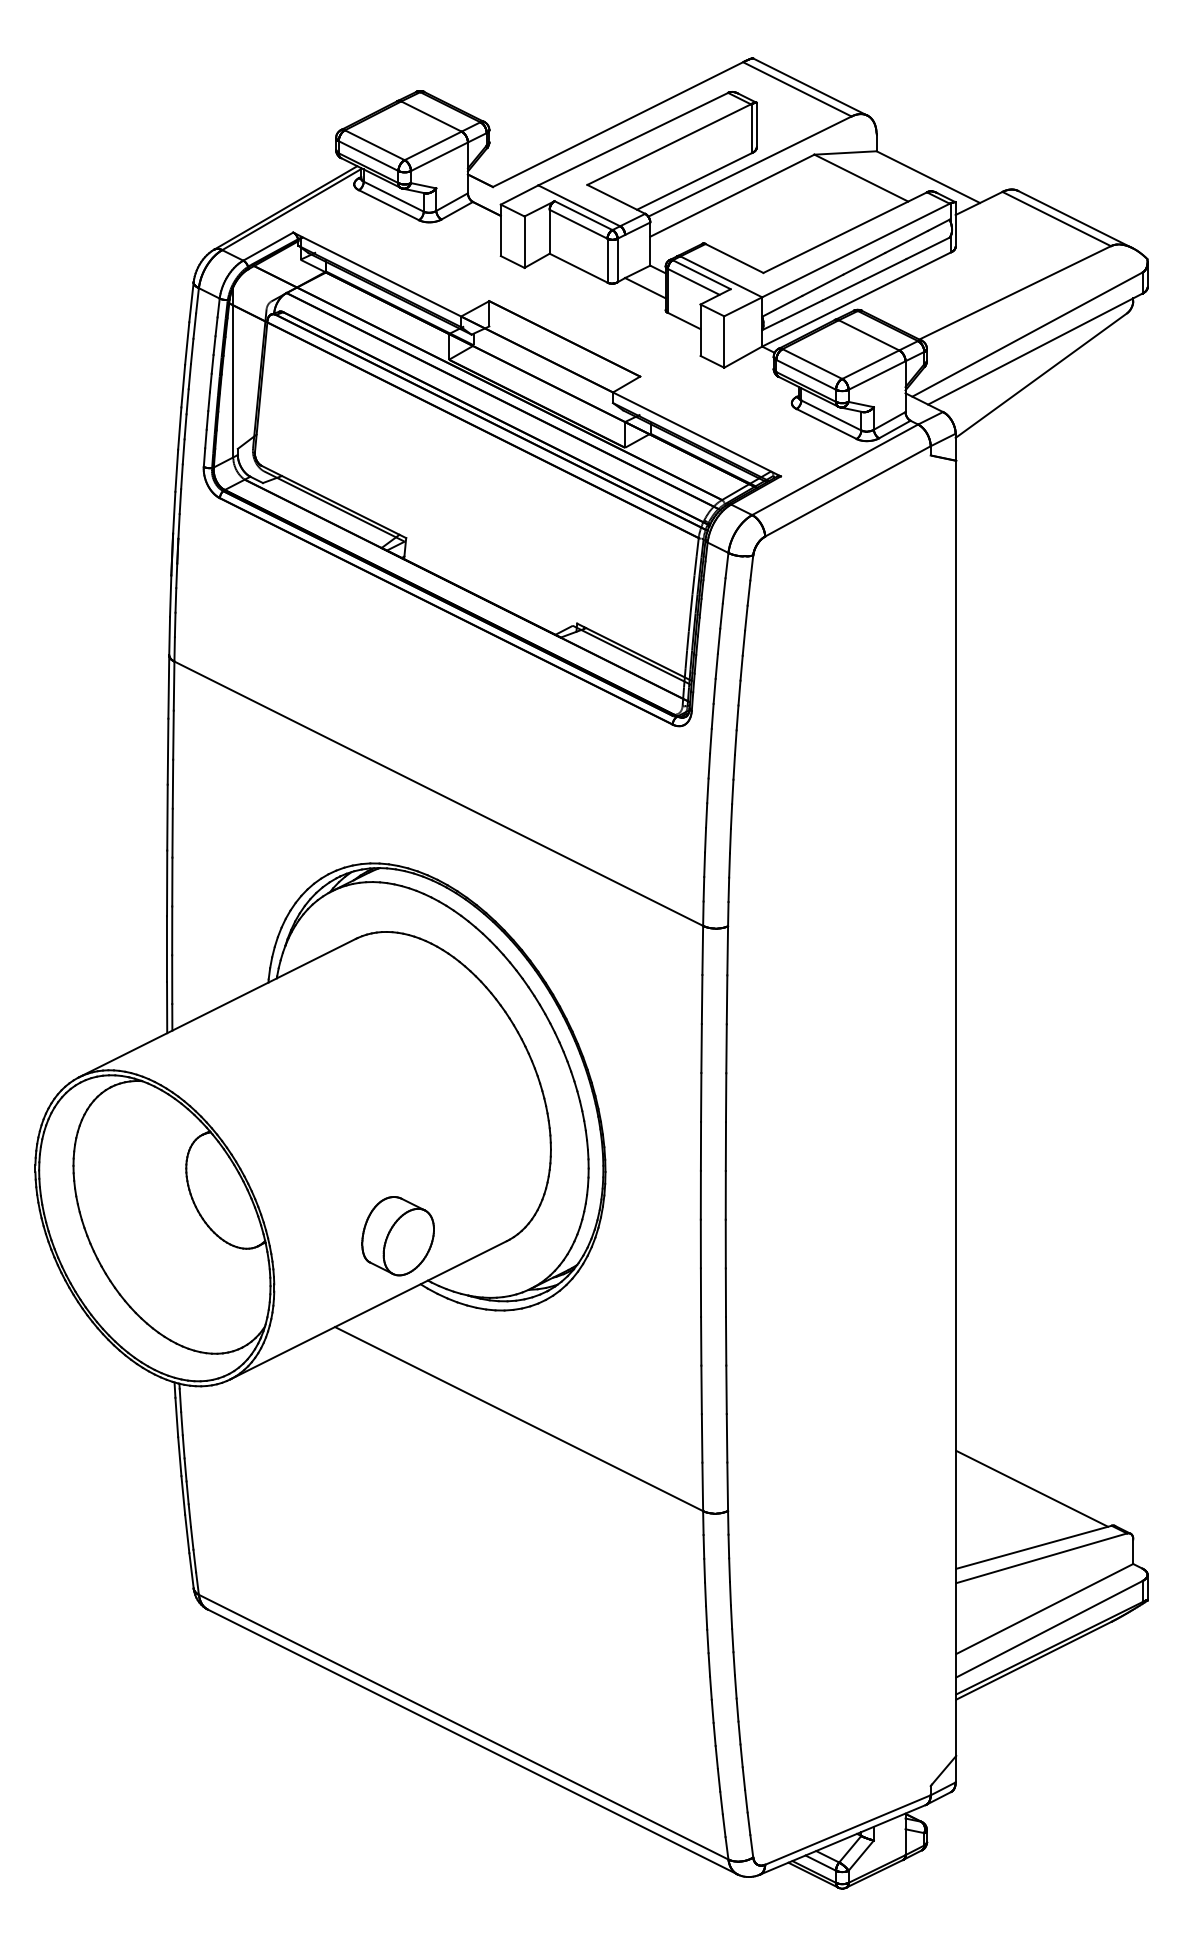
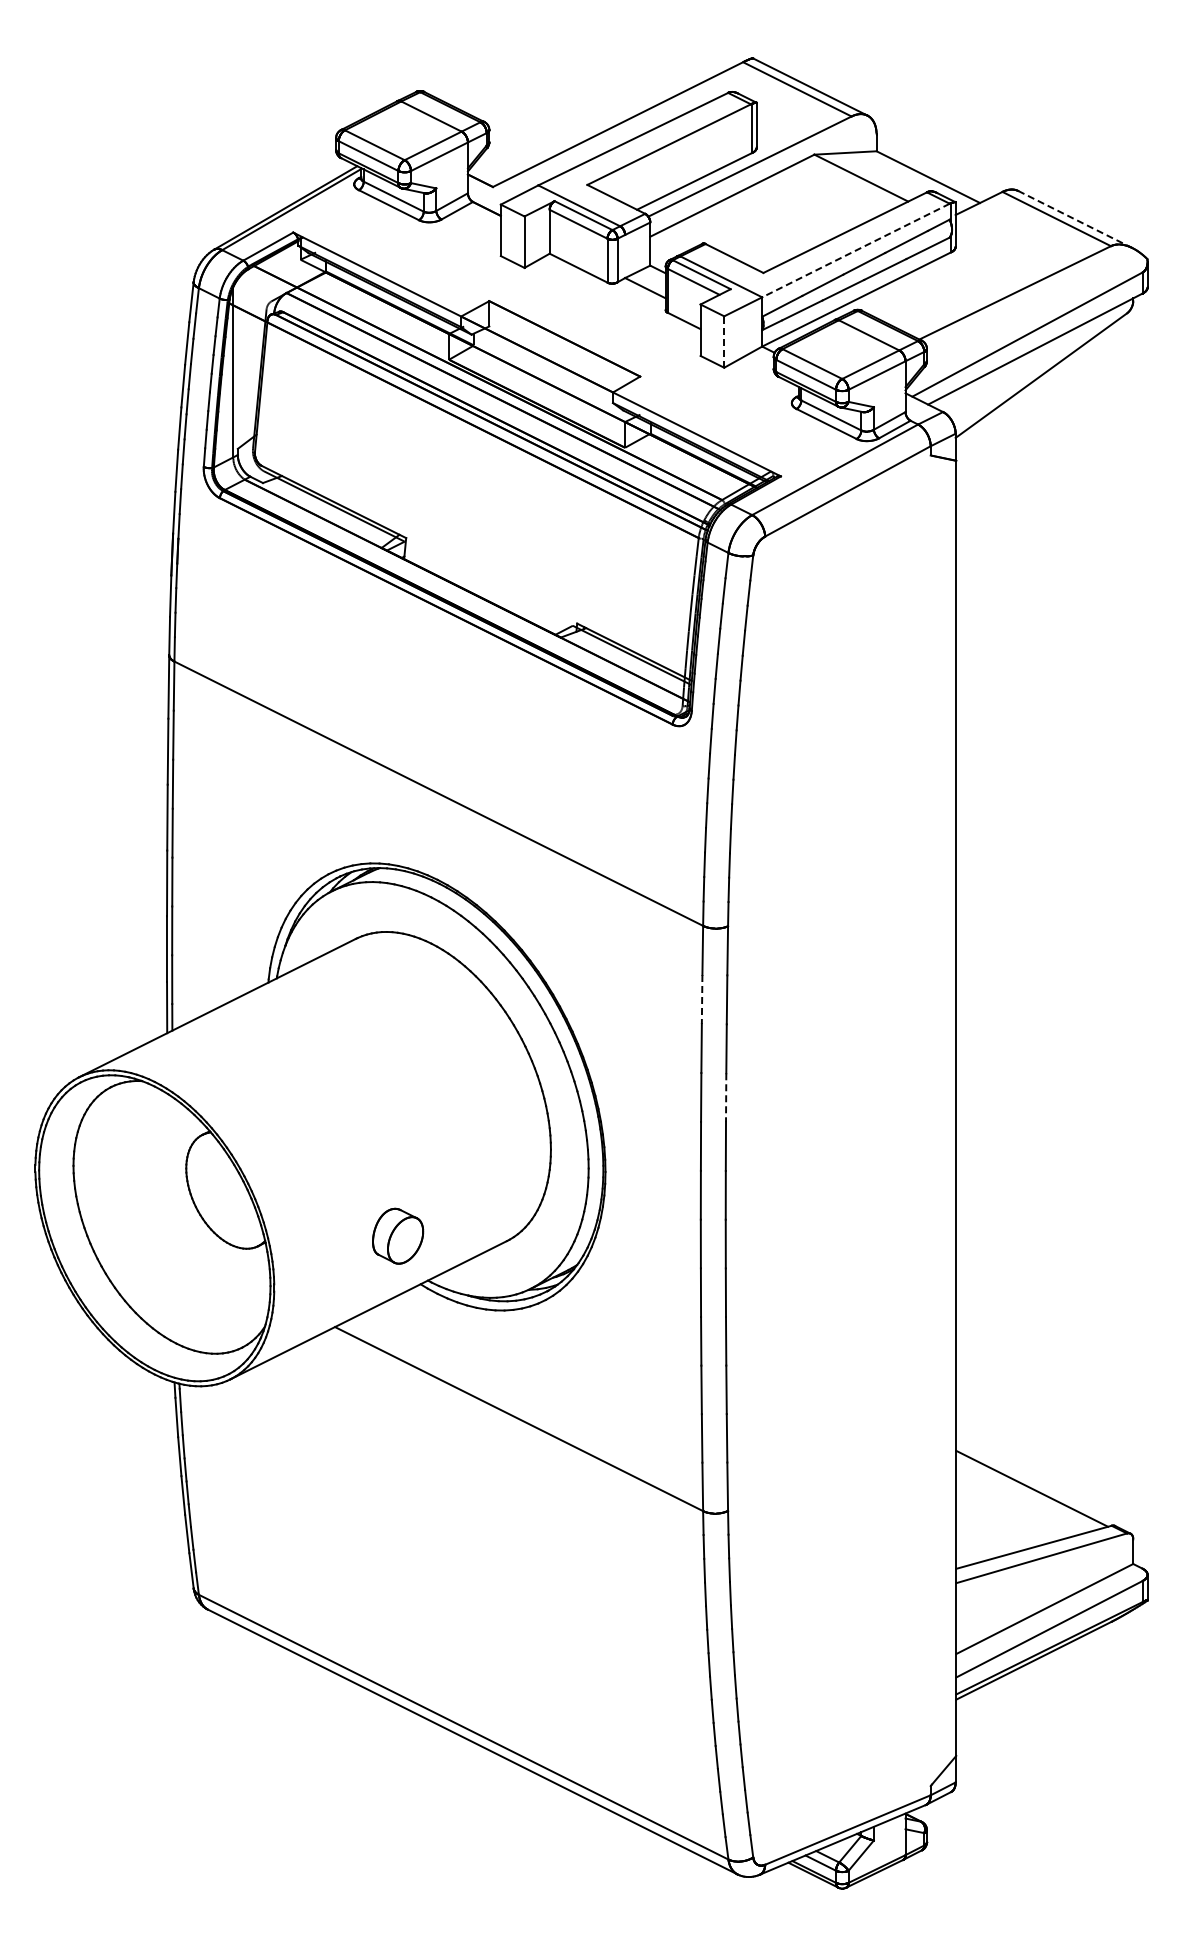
line: solid -> dashed (1075, 219)
line: solid -> dashed (855, 250)
line: solid -> dashed (724, 342)
line: solid -> dashed (702, 999)
line: solid -> dashed (726, 1098)
part size: 74x81 px -> 53x58 px (398, 1235)
